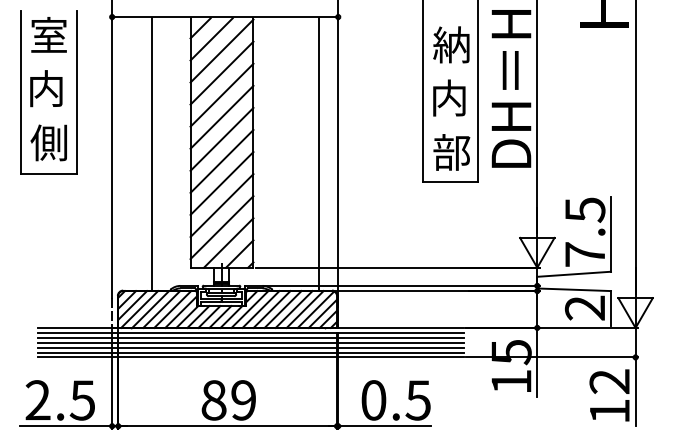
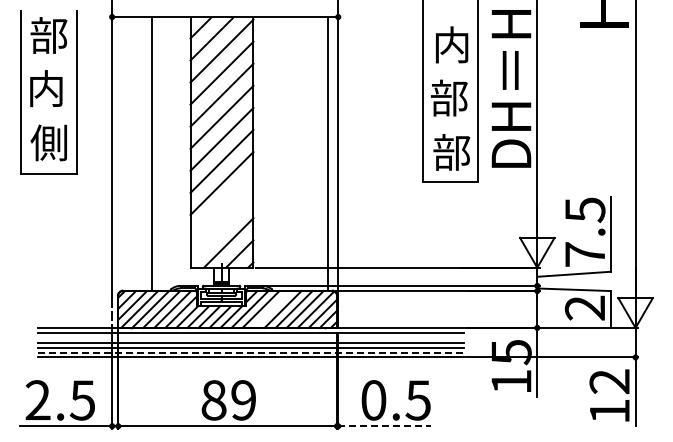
text: 室 -> 部 (48, 35)
text: 納 -> 内 (451, 44)
text: 内 -> 部 (449, 97)
line position: (318, 154) -> (327, 154) (327, 154)
line: present -> none (221, 205)
line: present -> none (221, 227)
line: present -> none (271, 309)
line: present -> none (250, 337)
line: solid -> dashed (251, 352)
line: solid -> dashed (385, 426)
